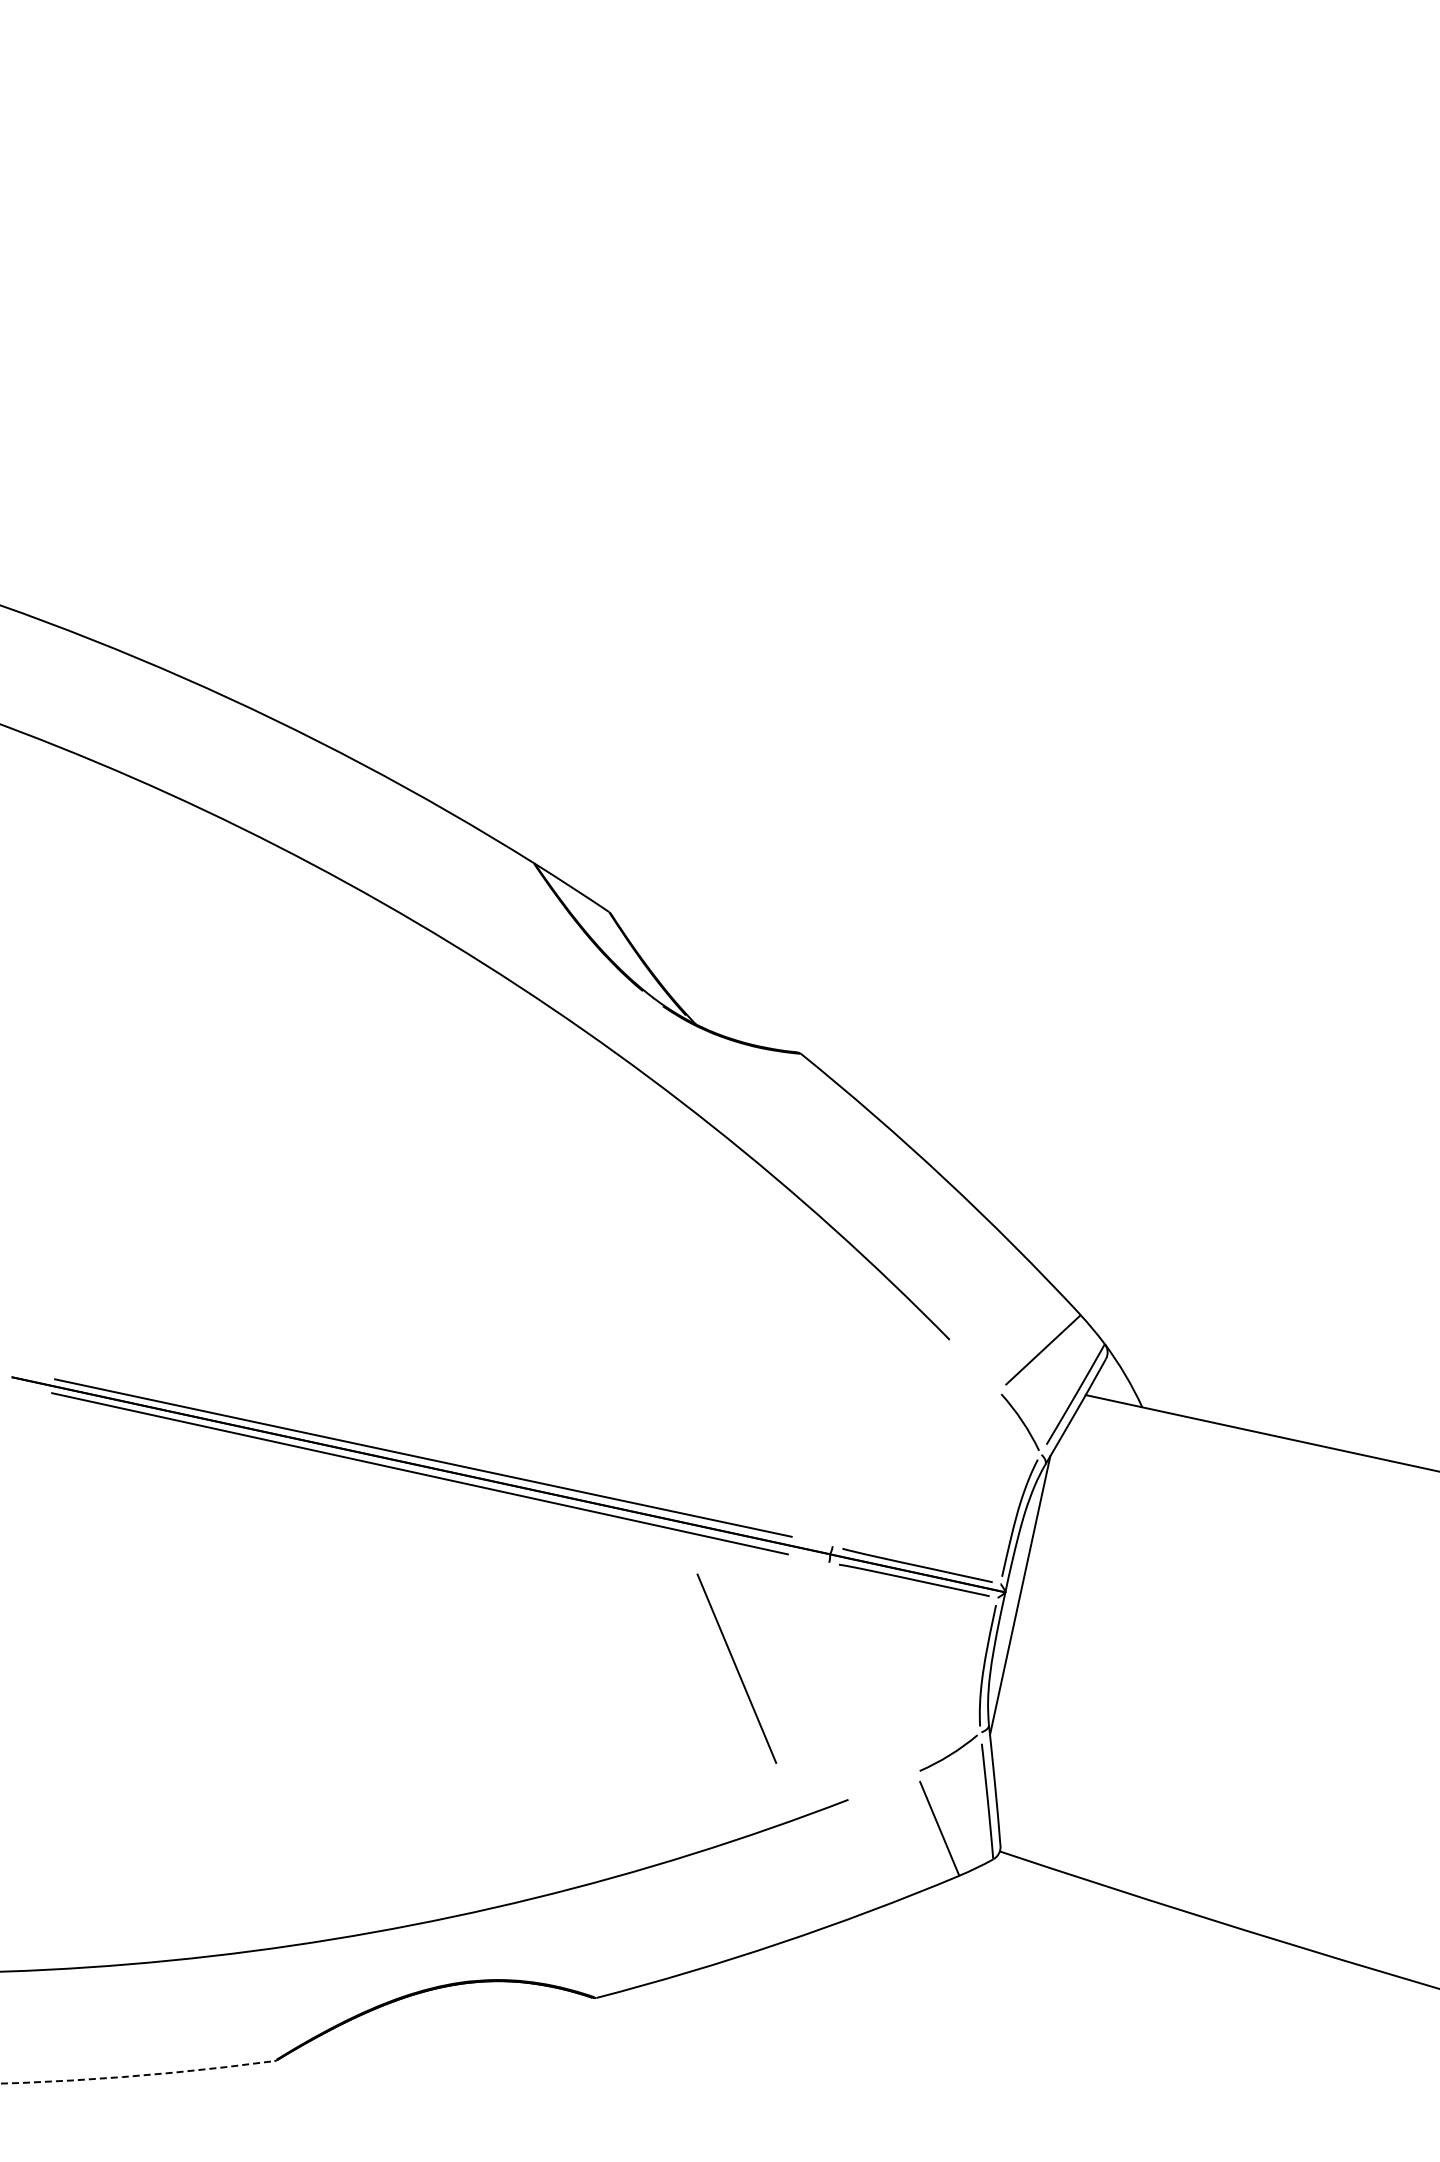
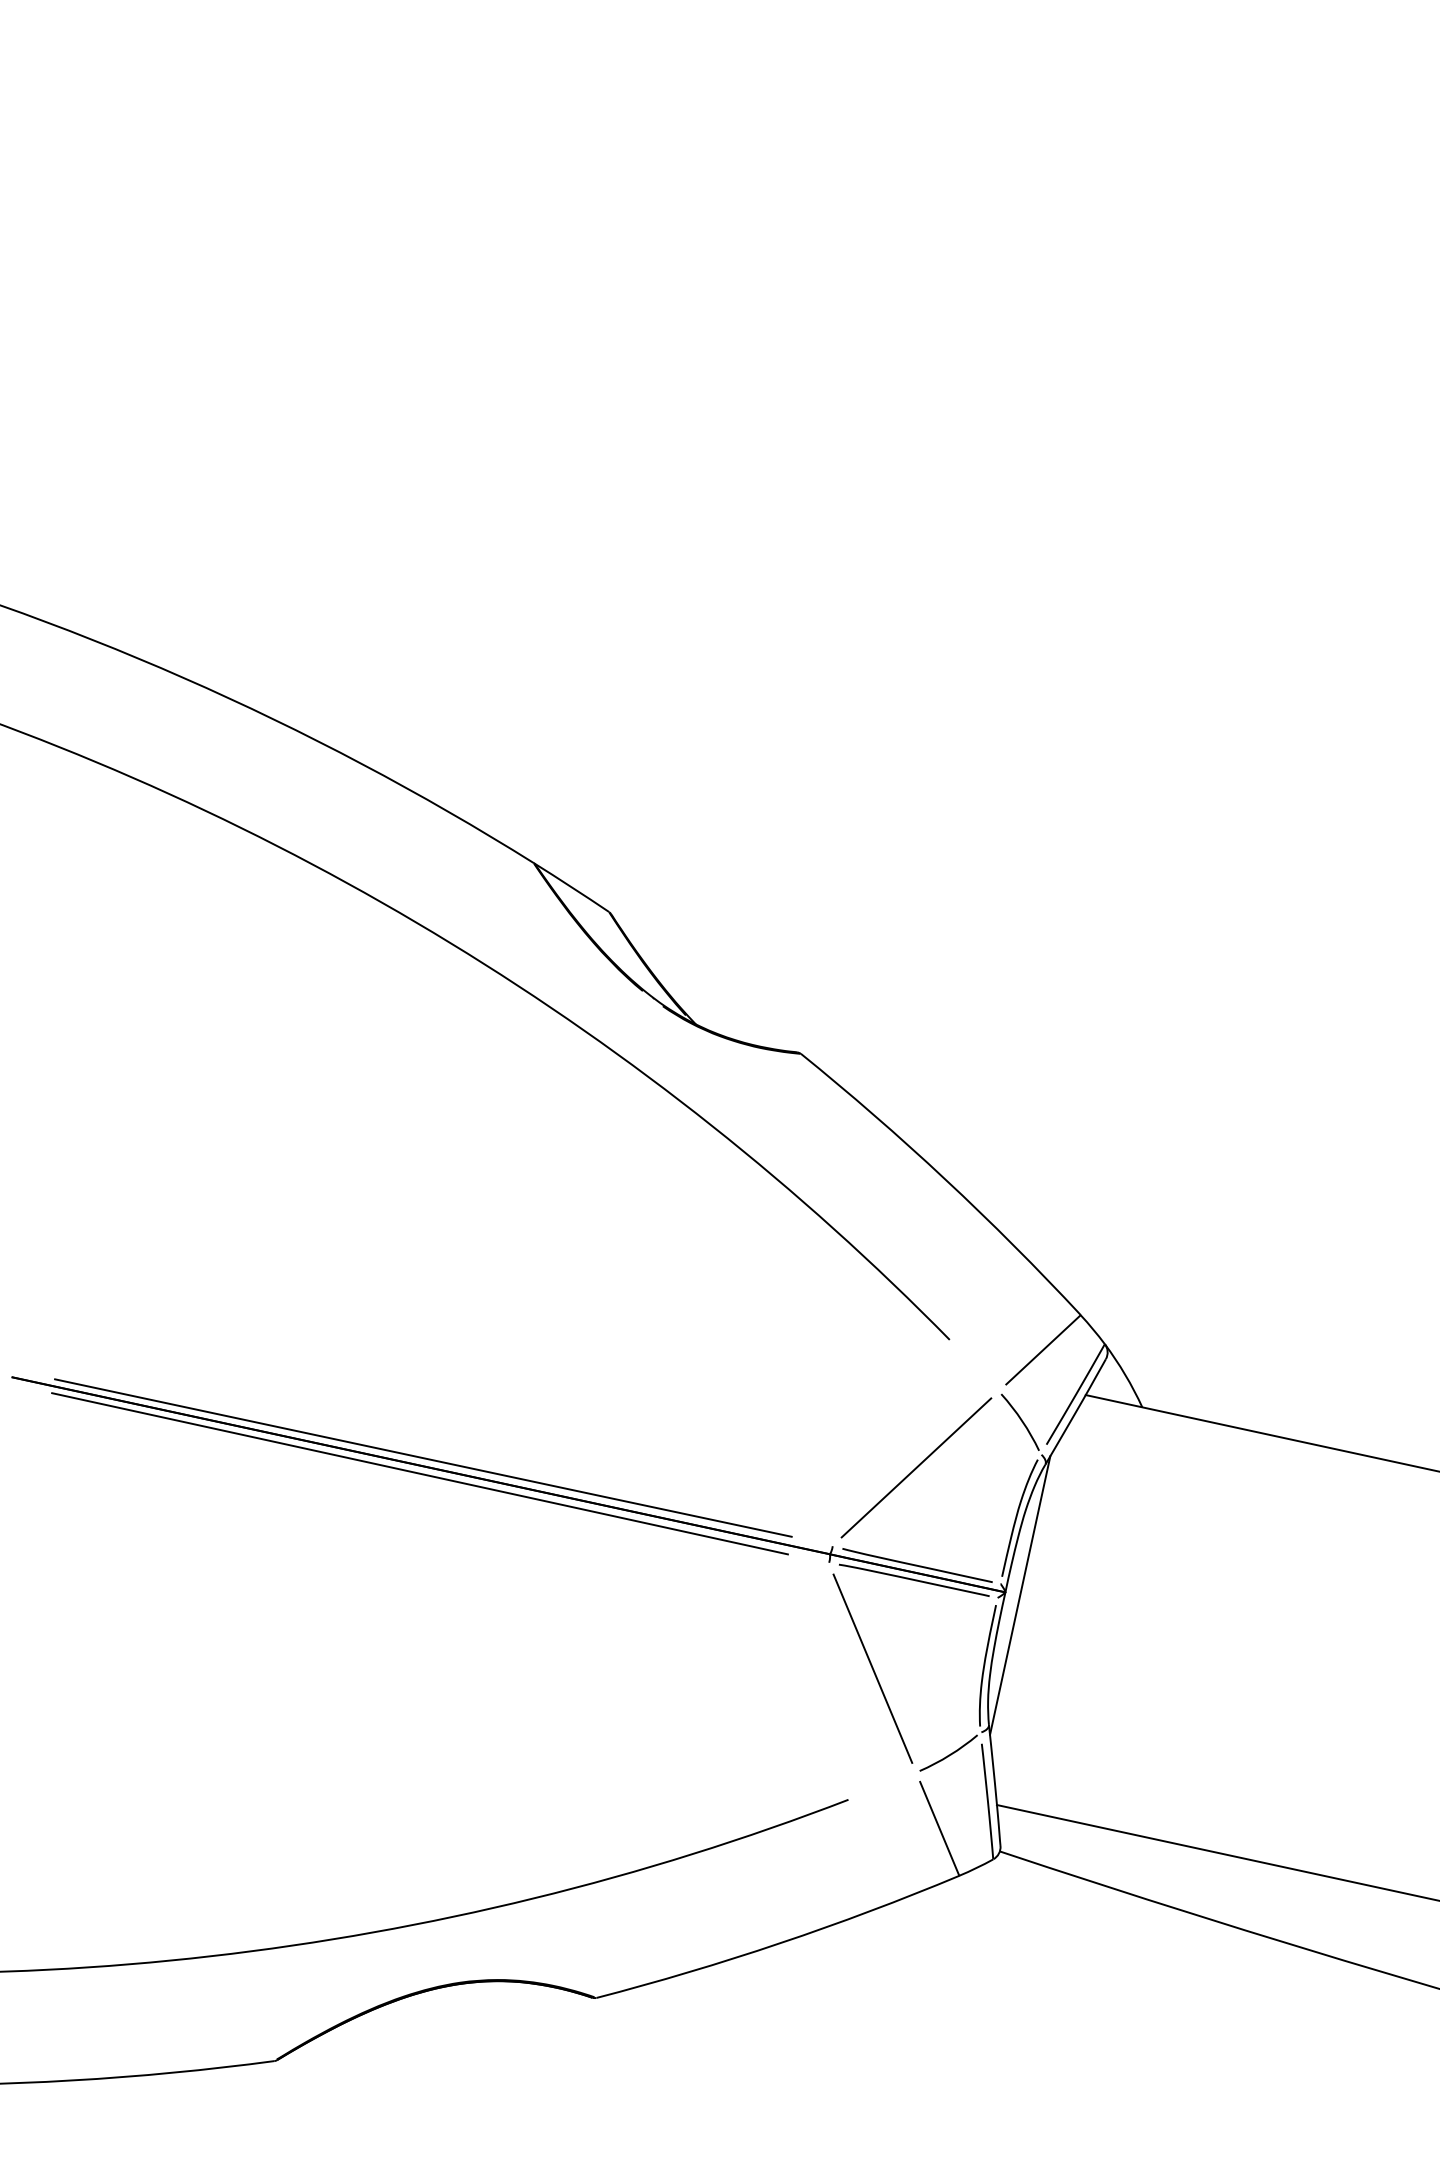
line: none -> present (916, 1467)
line position: (736, 1668) -> (872, 1668) (872, 1668)
line: none -> present (1216, 1852)
arc: dashed -> solid (137, 2075)
